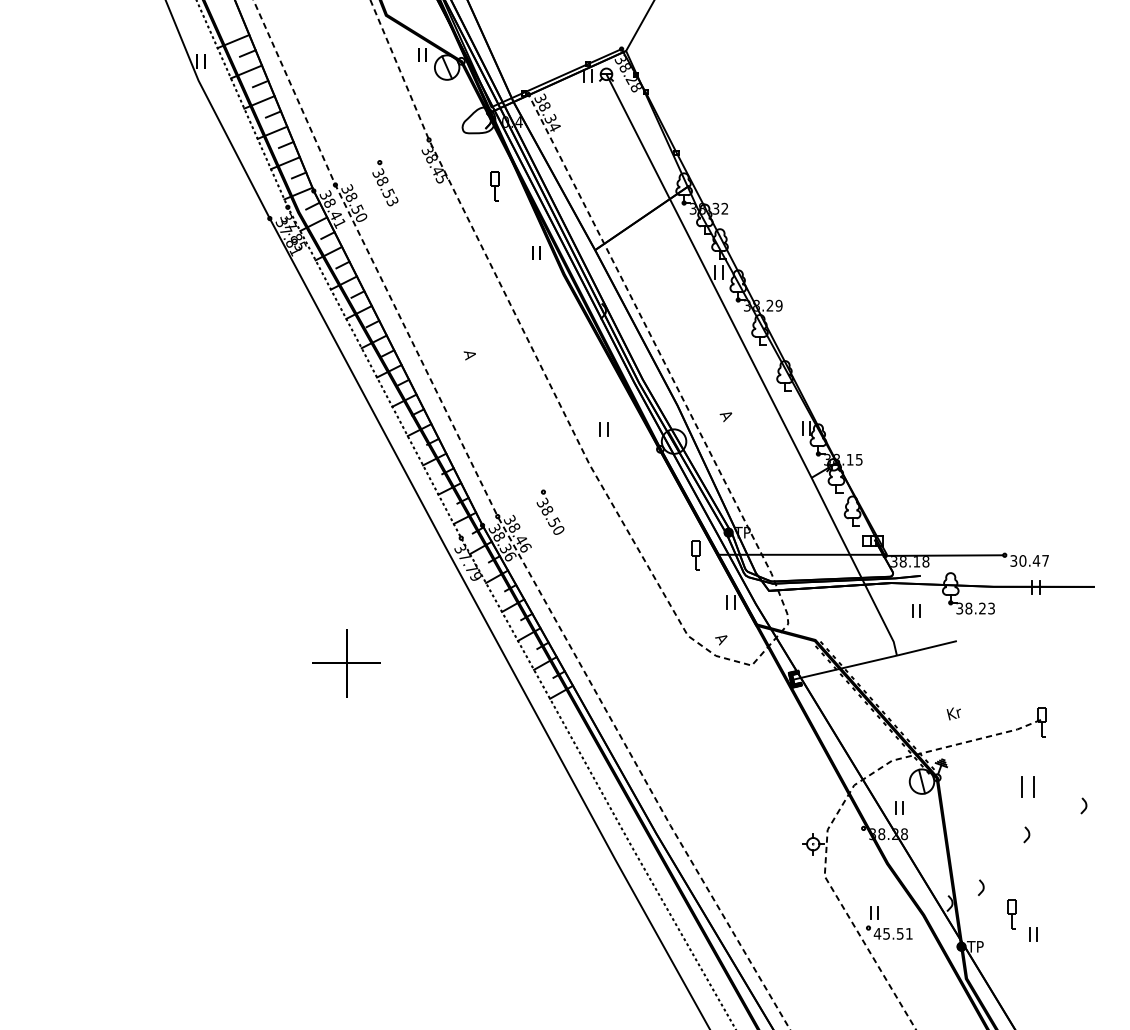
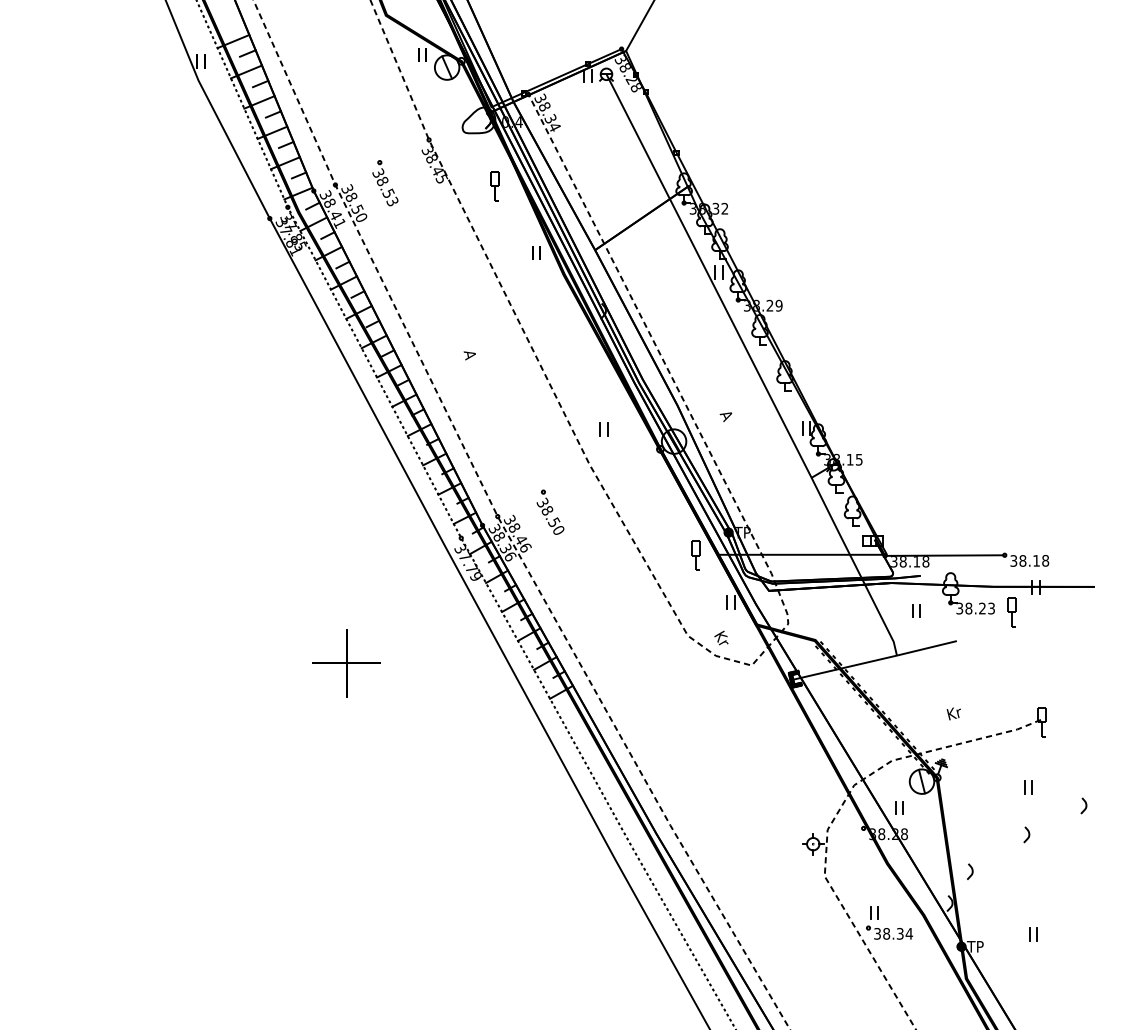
text: 30.47 -> 38.18 (1034, 560)
text: A -> Kr (721, 637)
part size: 14x22 px -> 9x15 px (1028, 787)
curve position: (982, 887) -> (971, 871) (971, 871)
part position: (1011, 914) -> (1011, 612) (1011, 612)
text: 45.51 -> 38.34 (893, 933)
